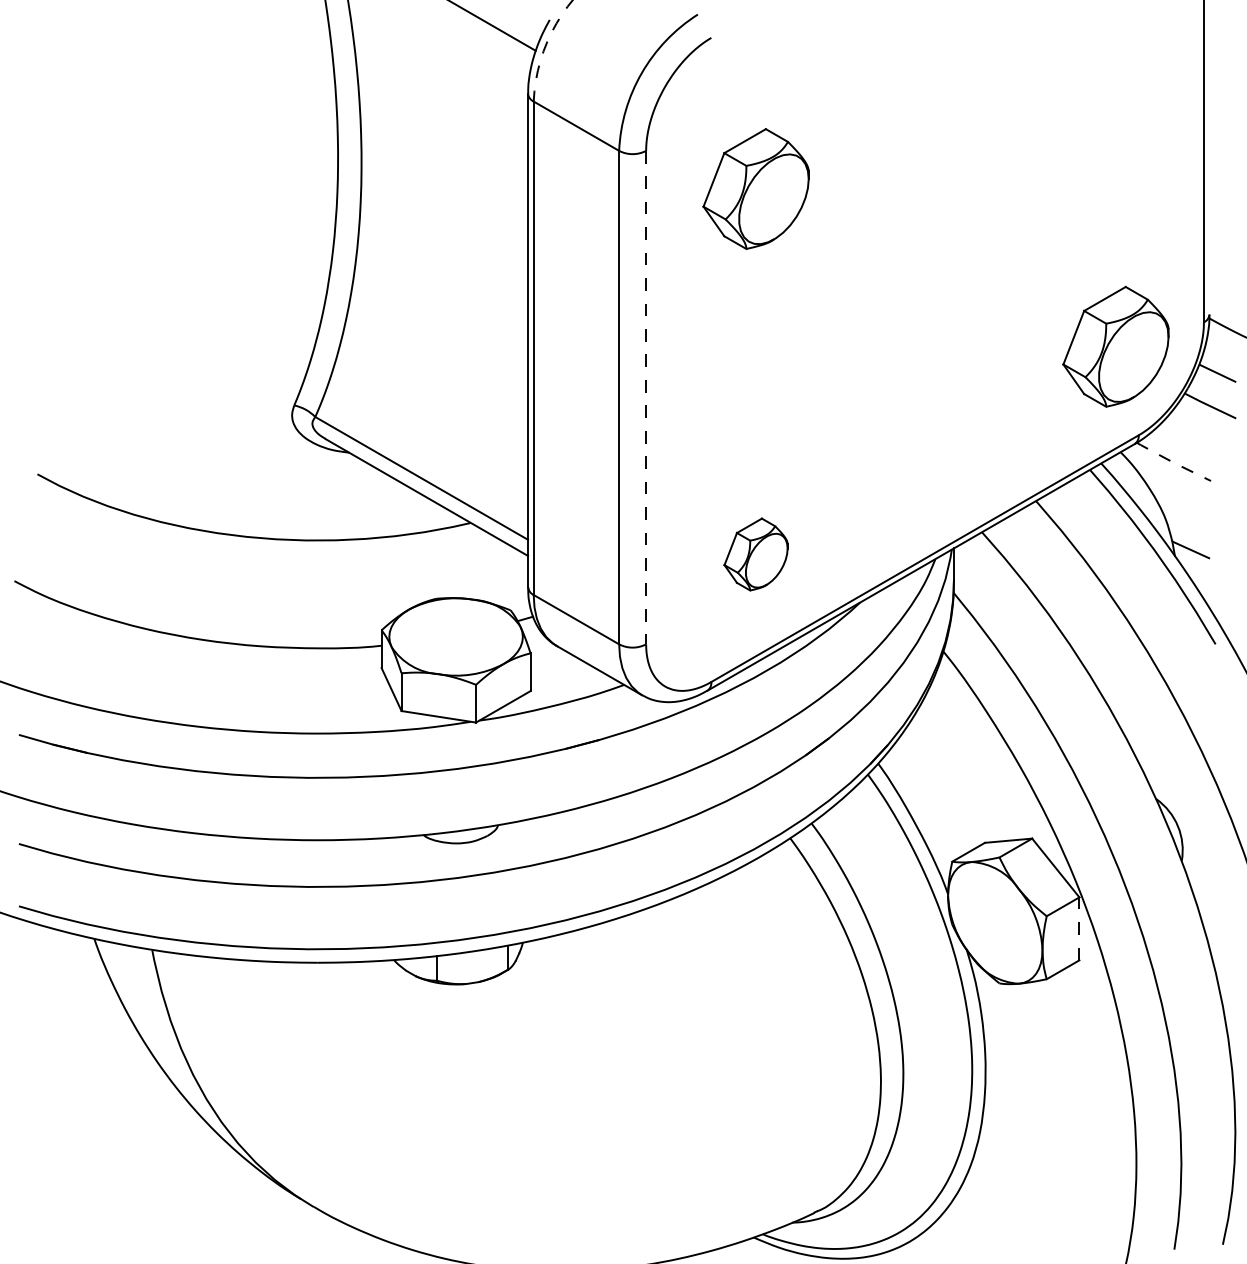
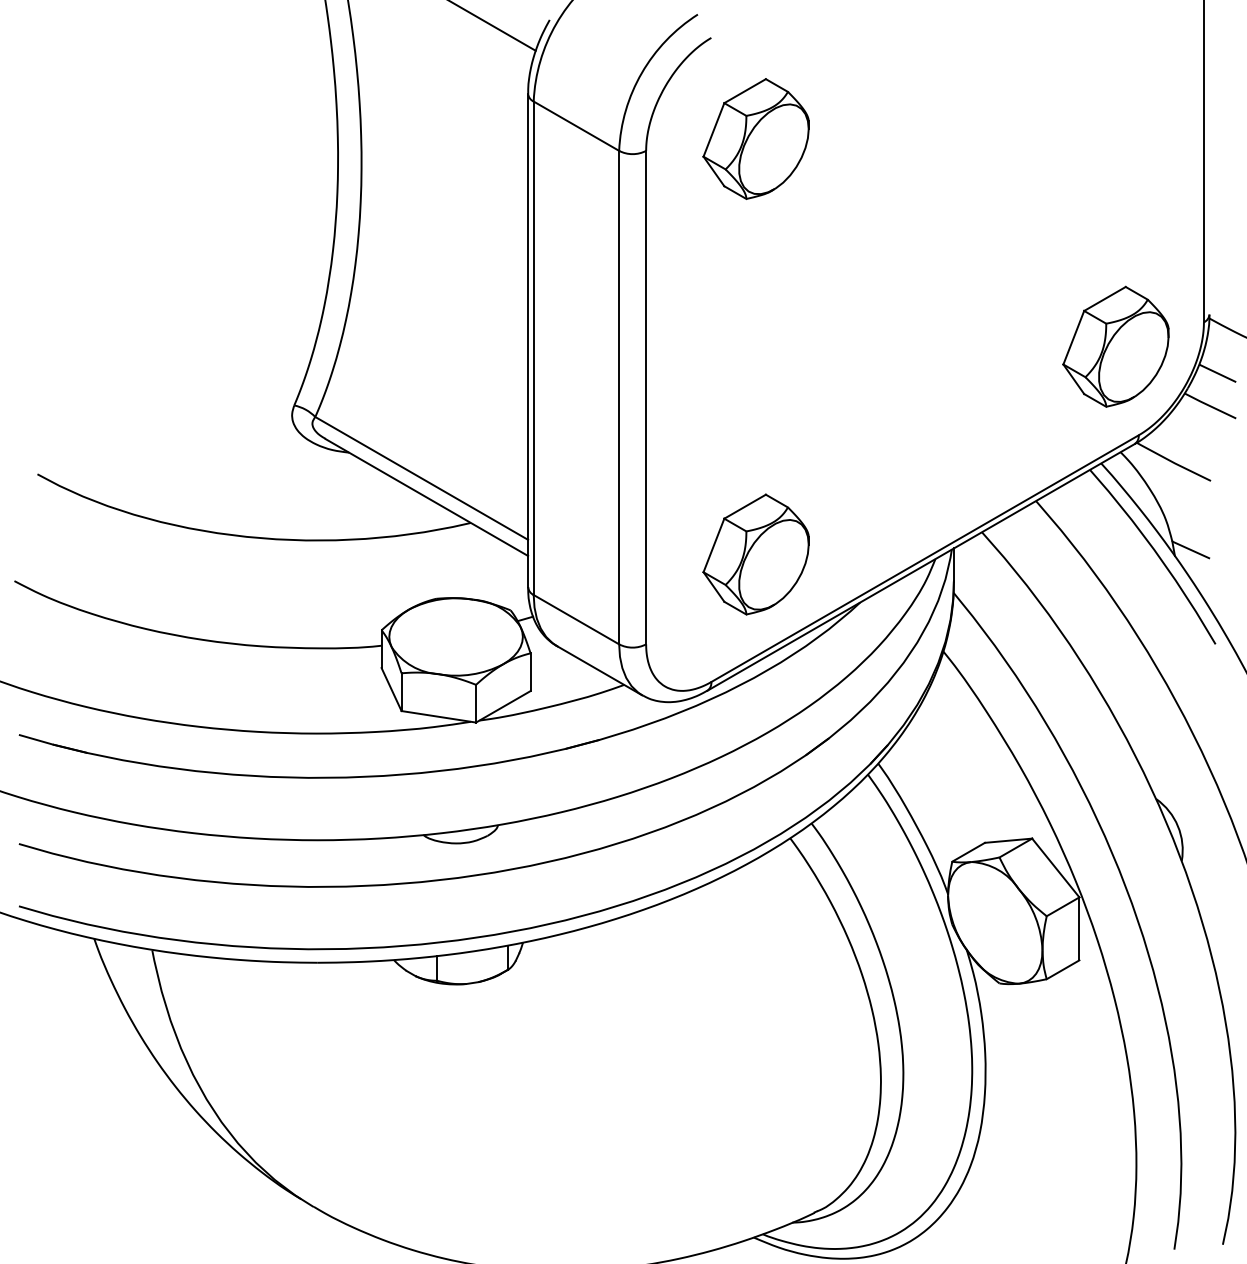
arc: dashed -> solid (544, 47)
part position: (755, 188) -> (755, 138) (755, 138)
line: dashed -> solid (646, 397)
line: dashed -> solid (1173, 462)
part size: 66x75 px -> 108x123 px (755, 554)
line: dashed -> solid (1079, 928)
